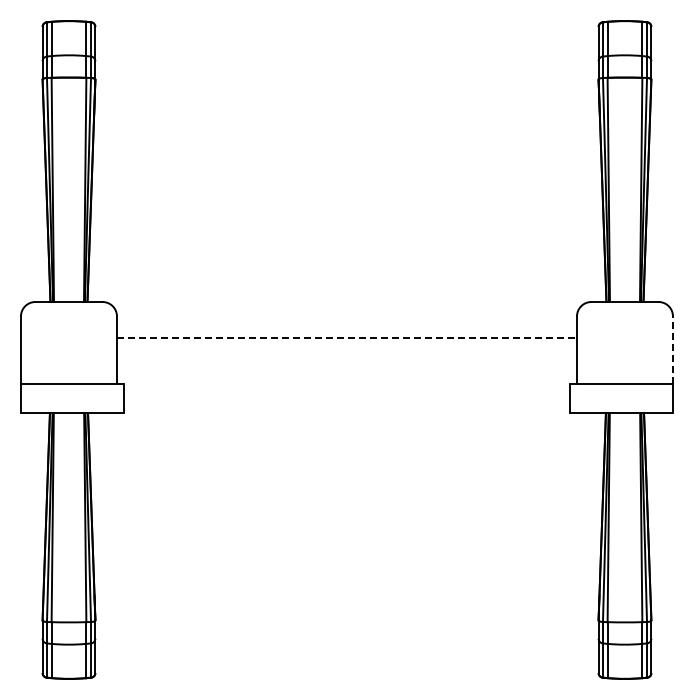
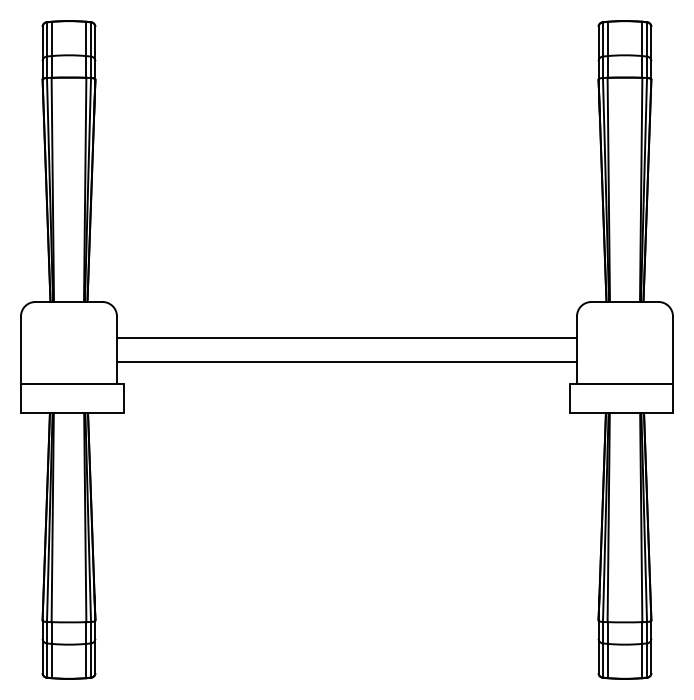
line: dashed -> solid (347, 337)
line: dashed -> solid (672, 349)
line: none -> present (346, 362)
